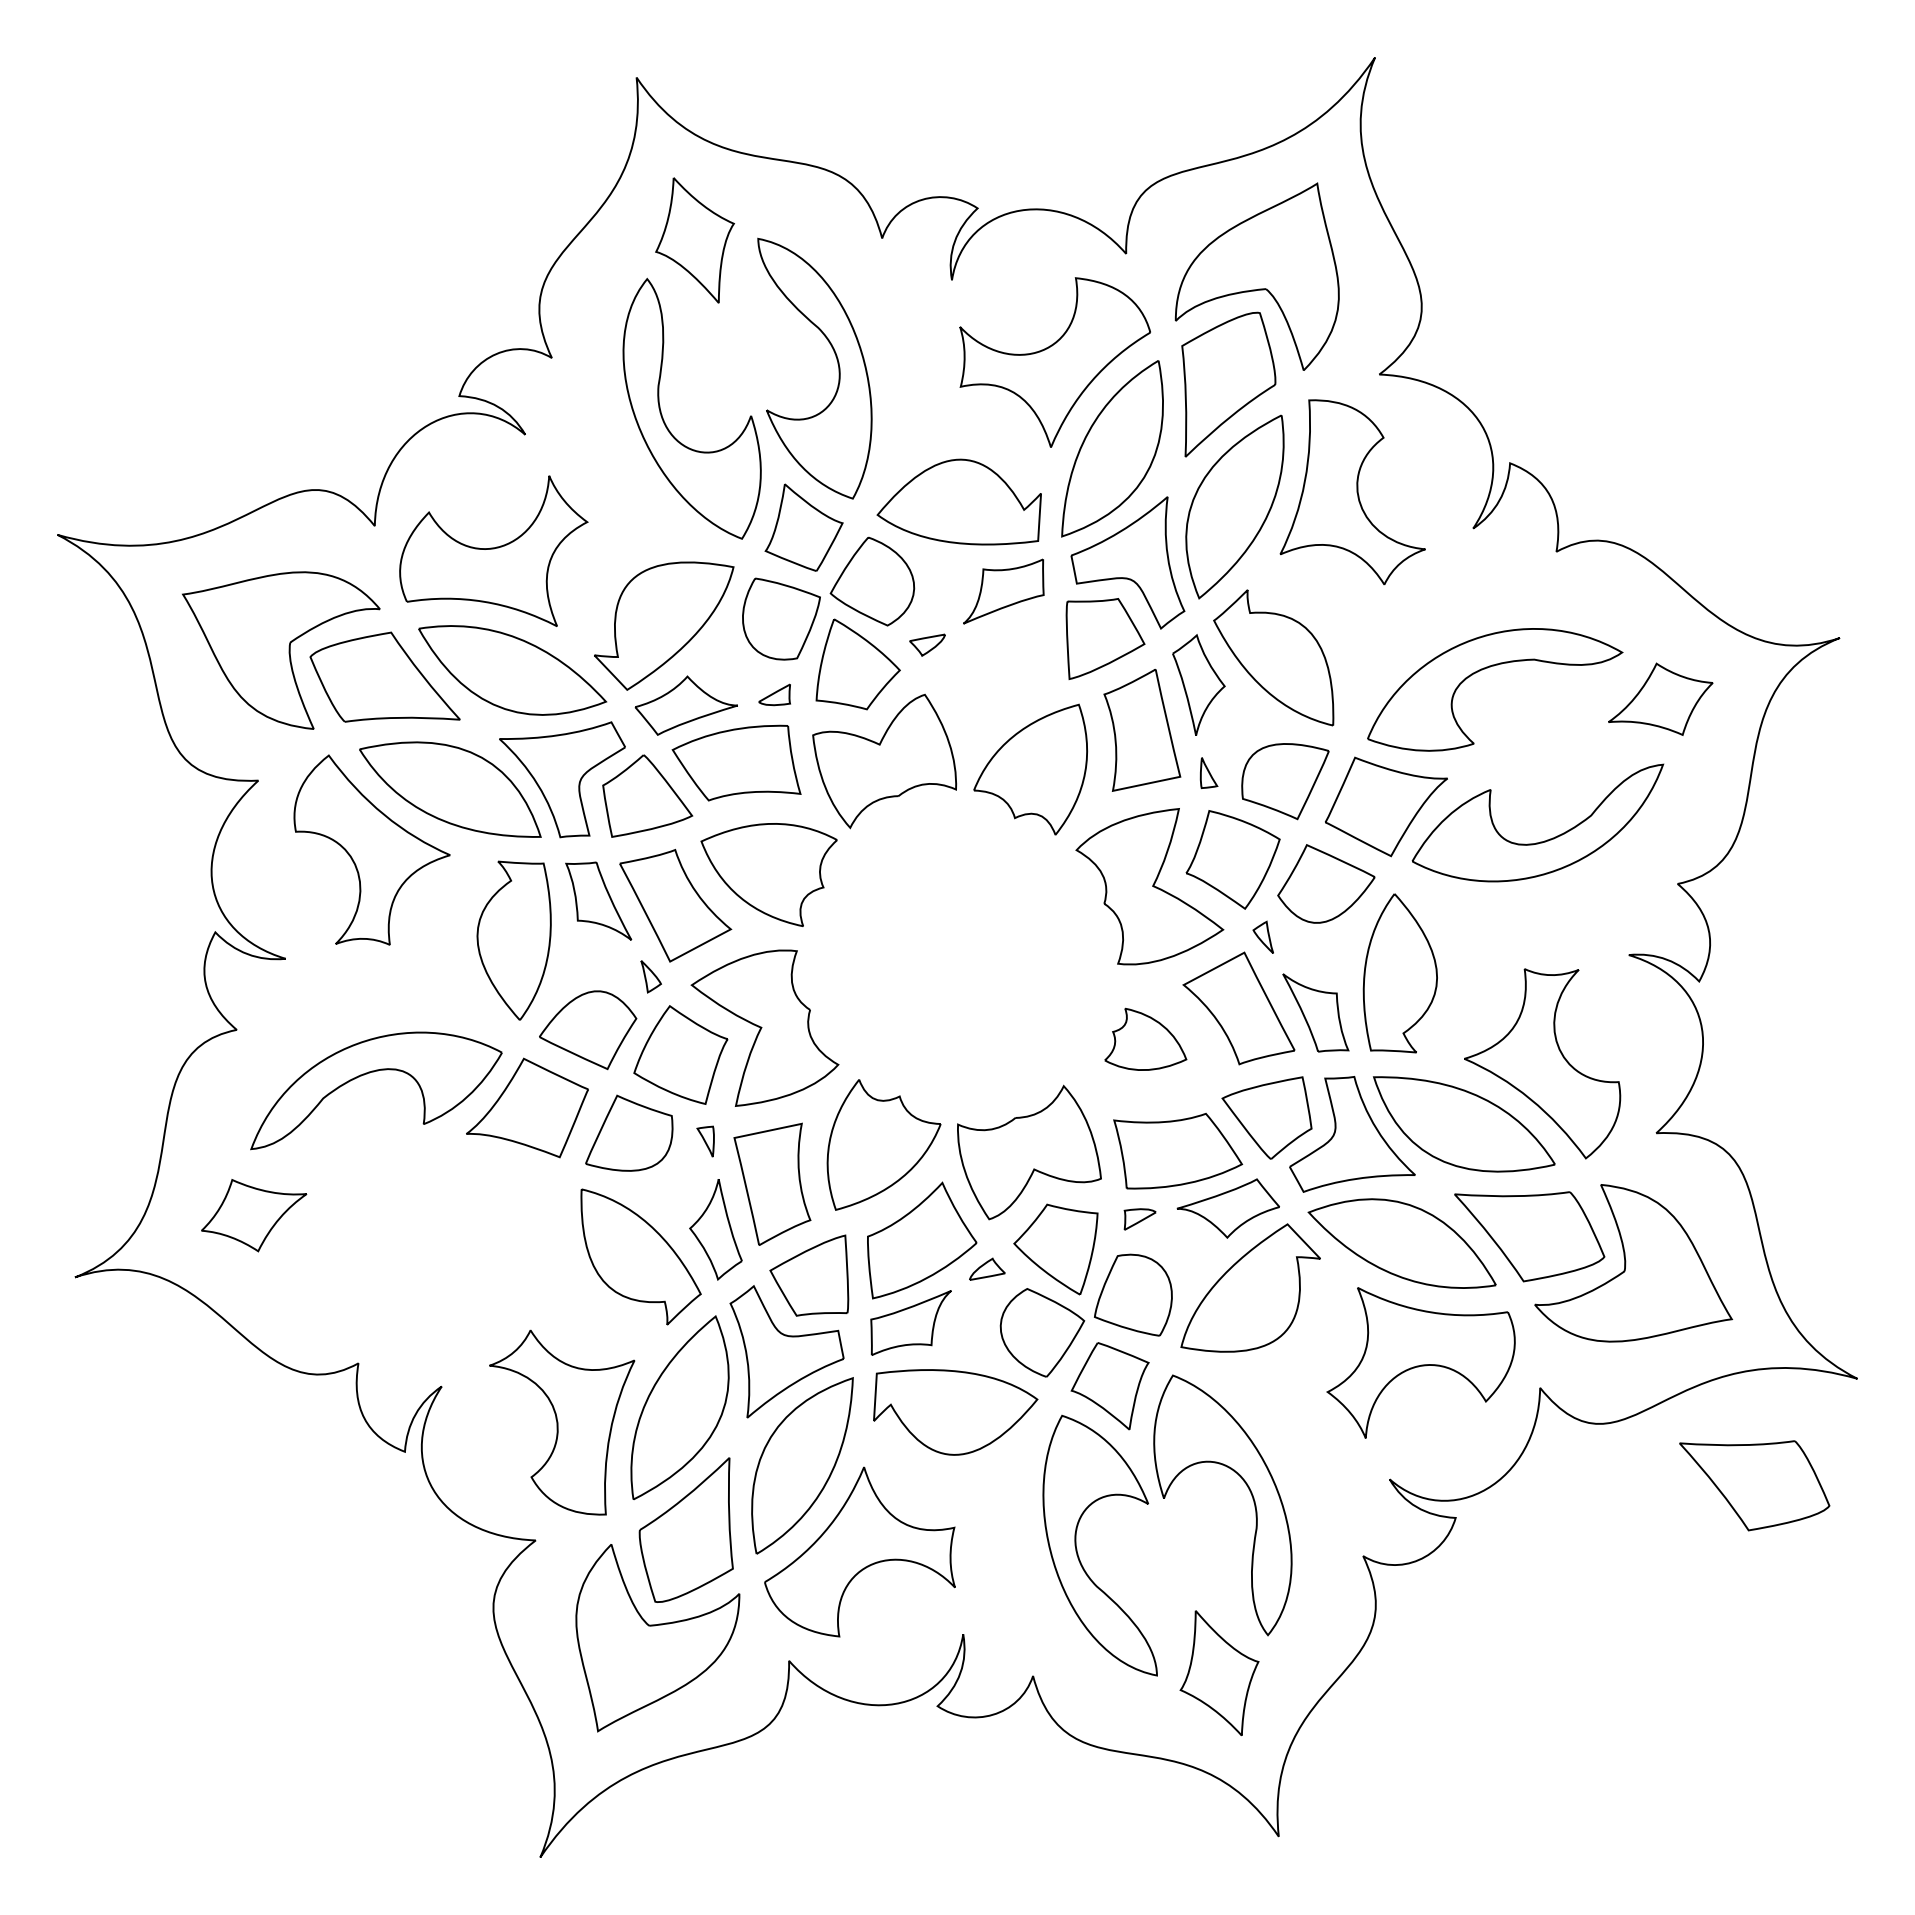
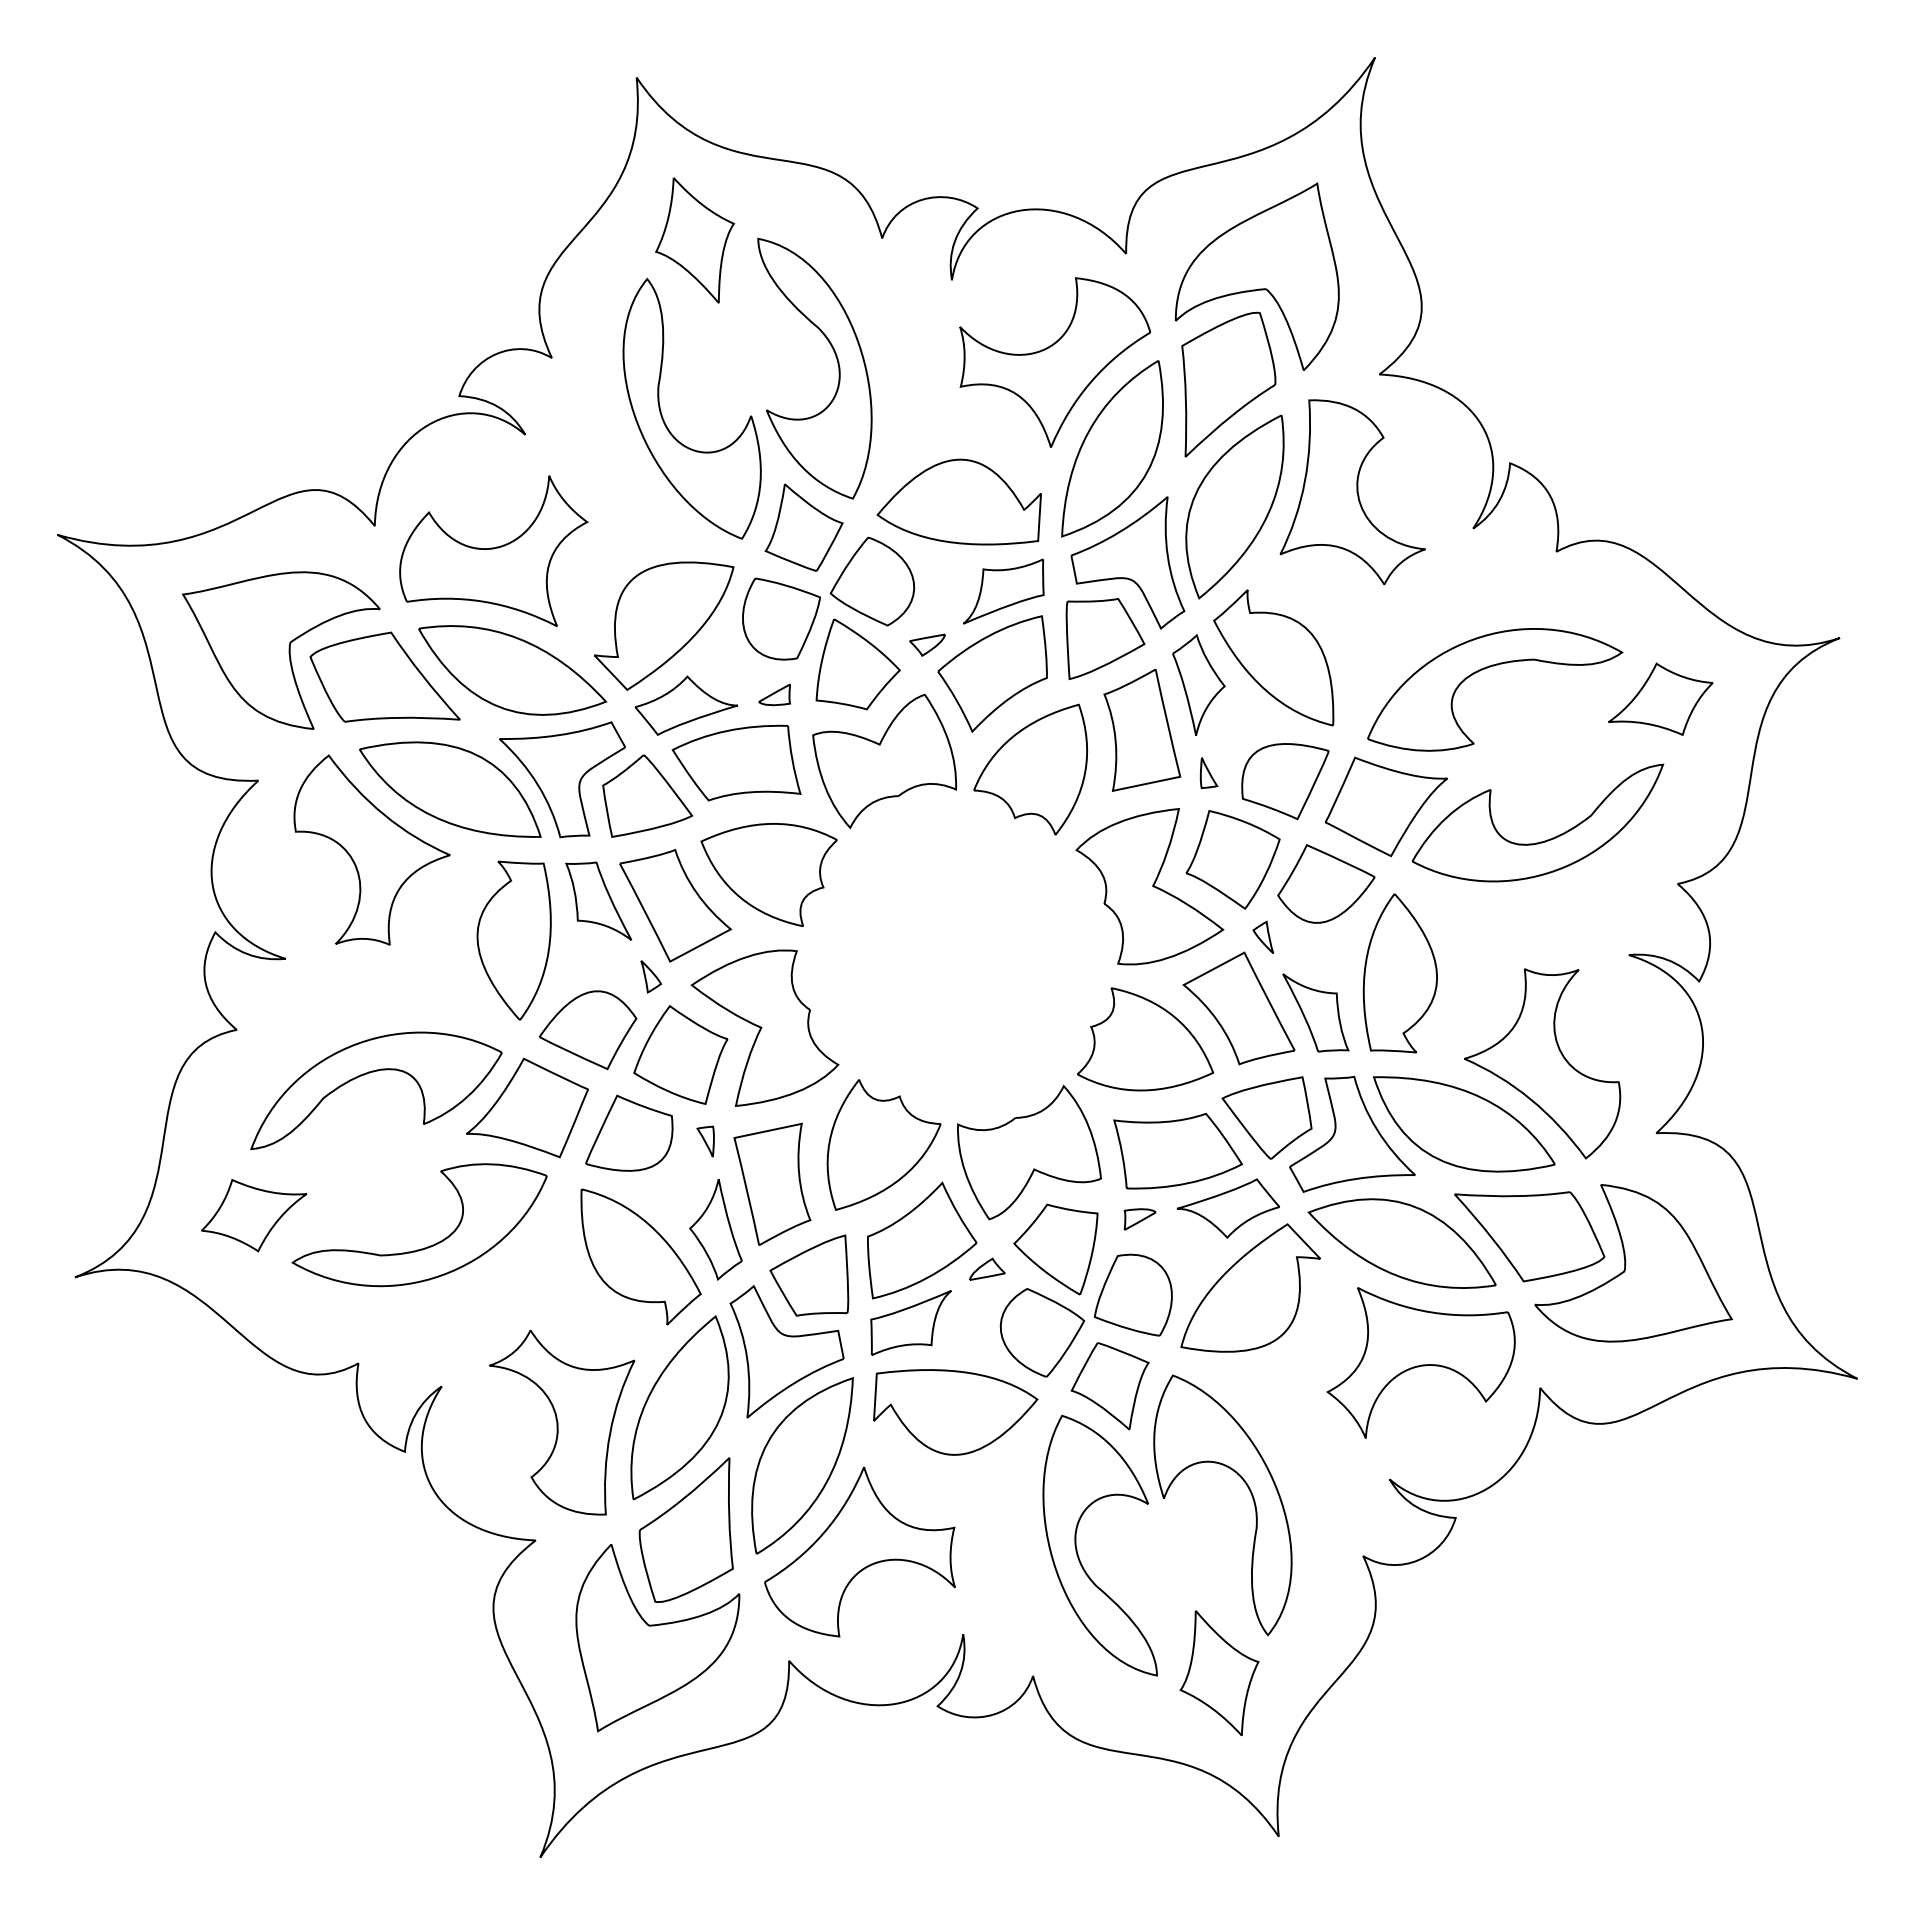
part: none -> present (992, 673)
part size: 84x64 px -> 138x105 px (1145, 1039)
part: none -> present (427, 1246)
part: present -> none (1754, 1485)
